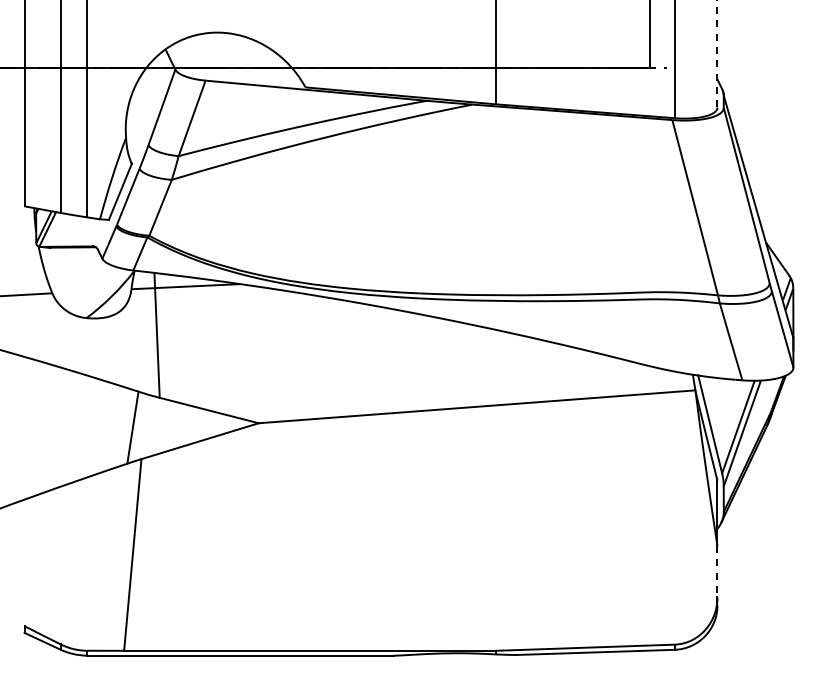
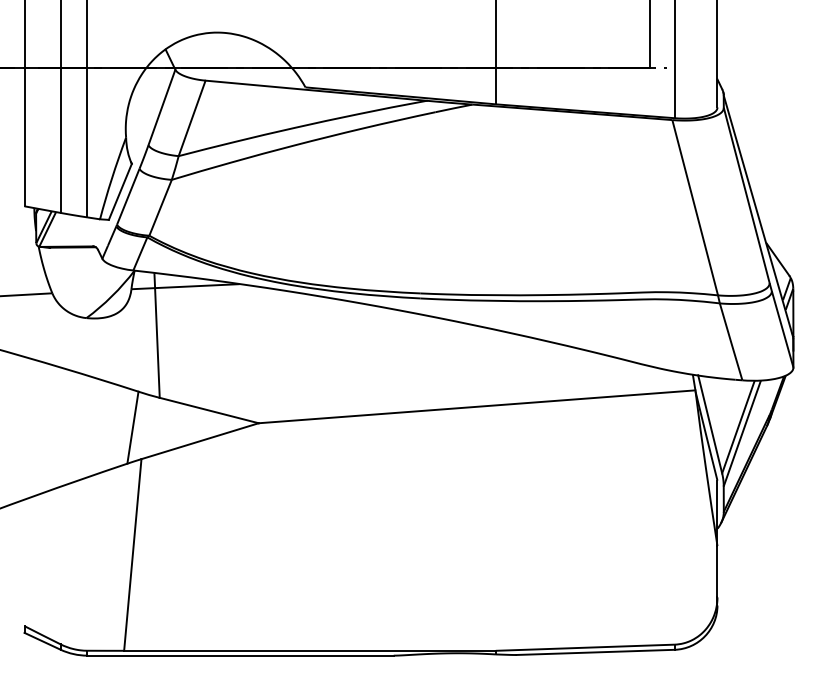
line: dashed -> solid (717, 53)
line: dashed -> solid (717, 571)
